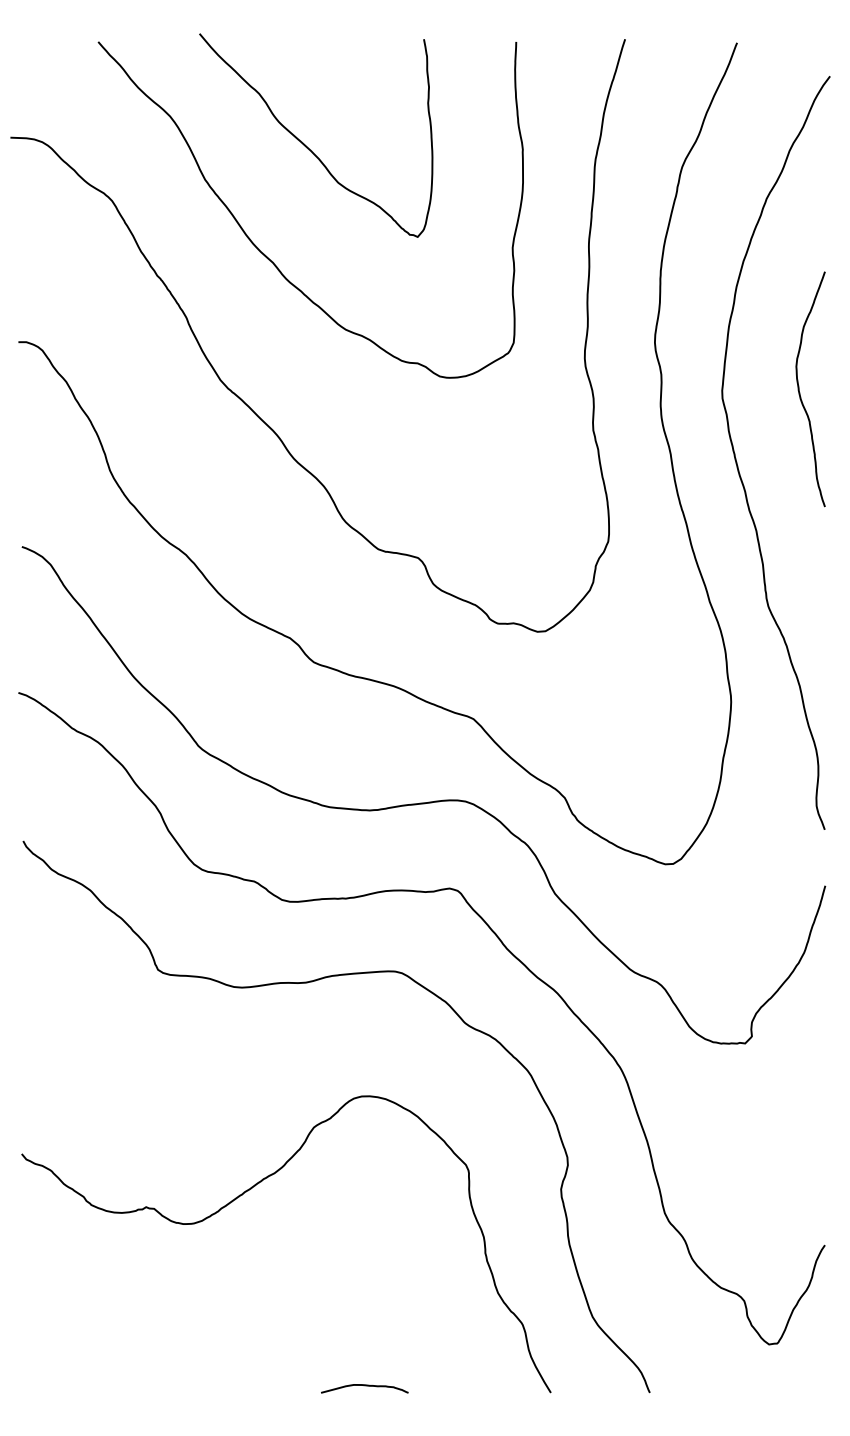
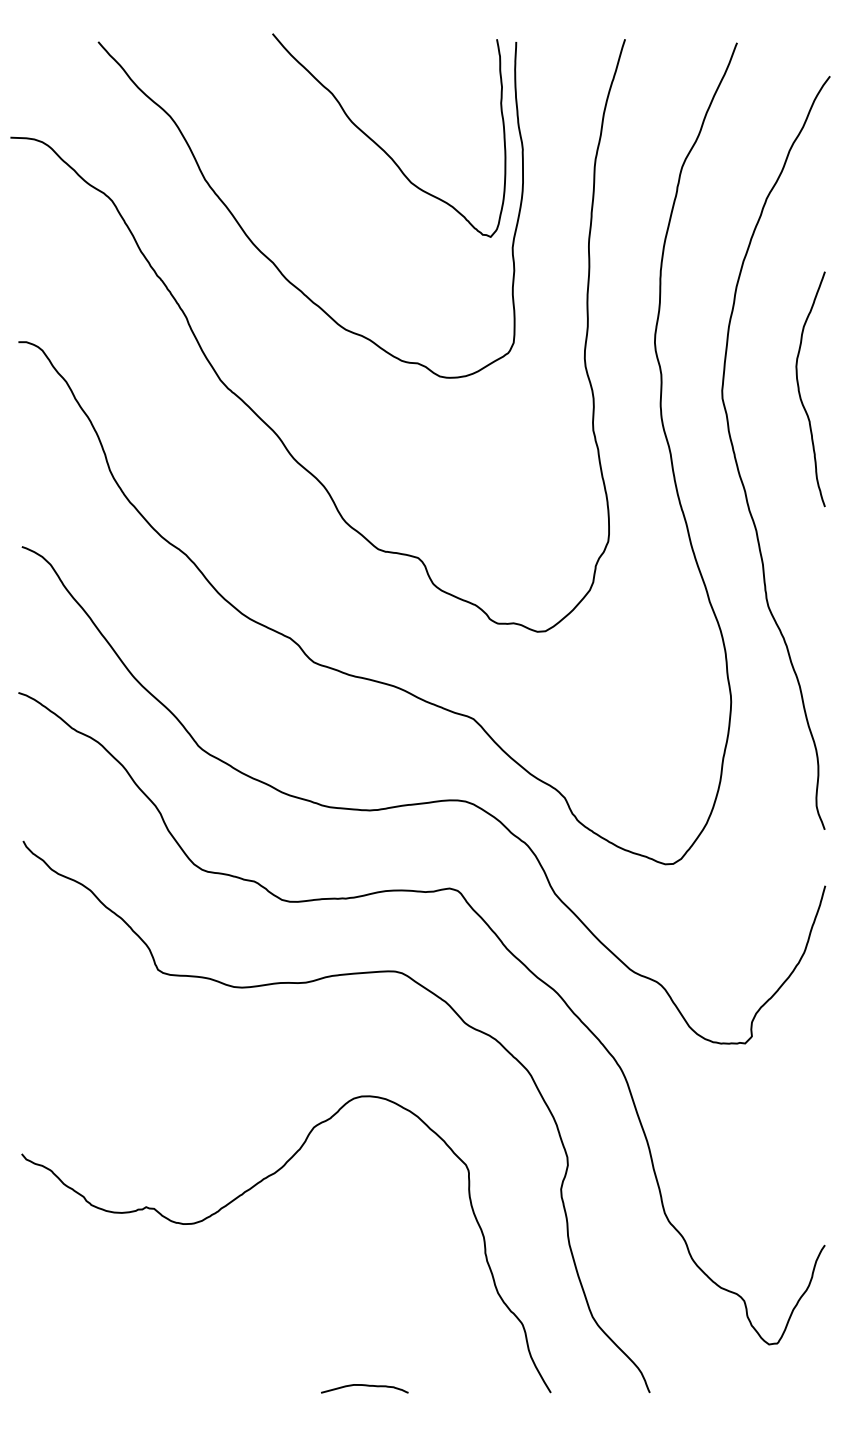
curve position: (306, 145) -> (379, 145) (379, 145)
